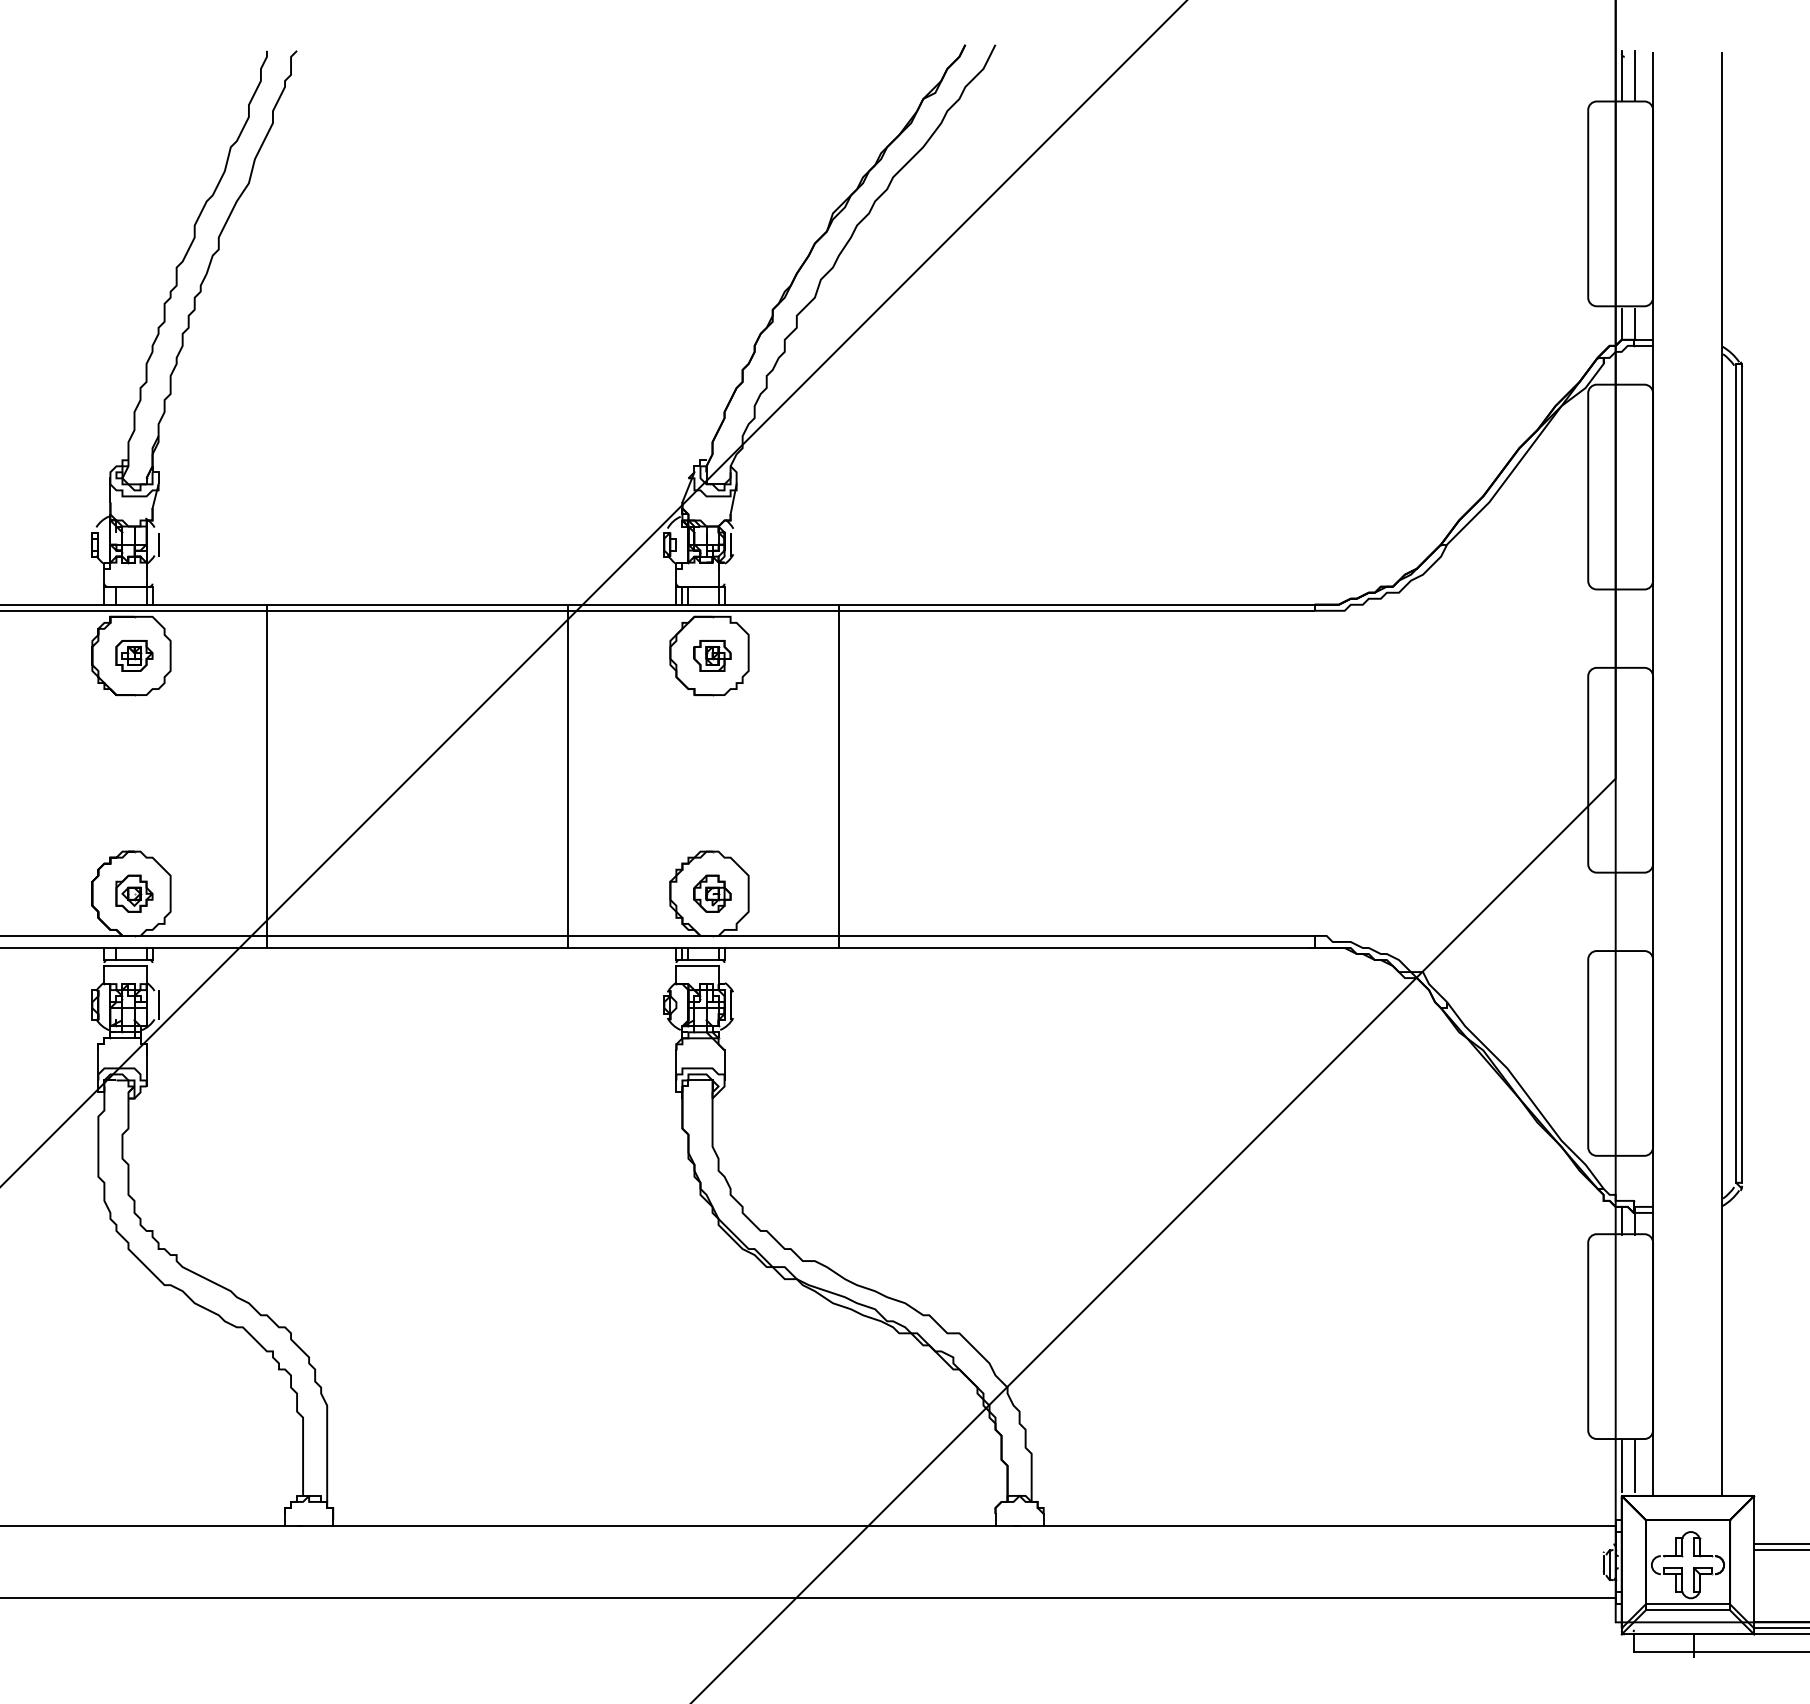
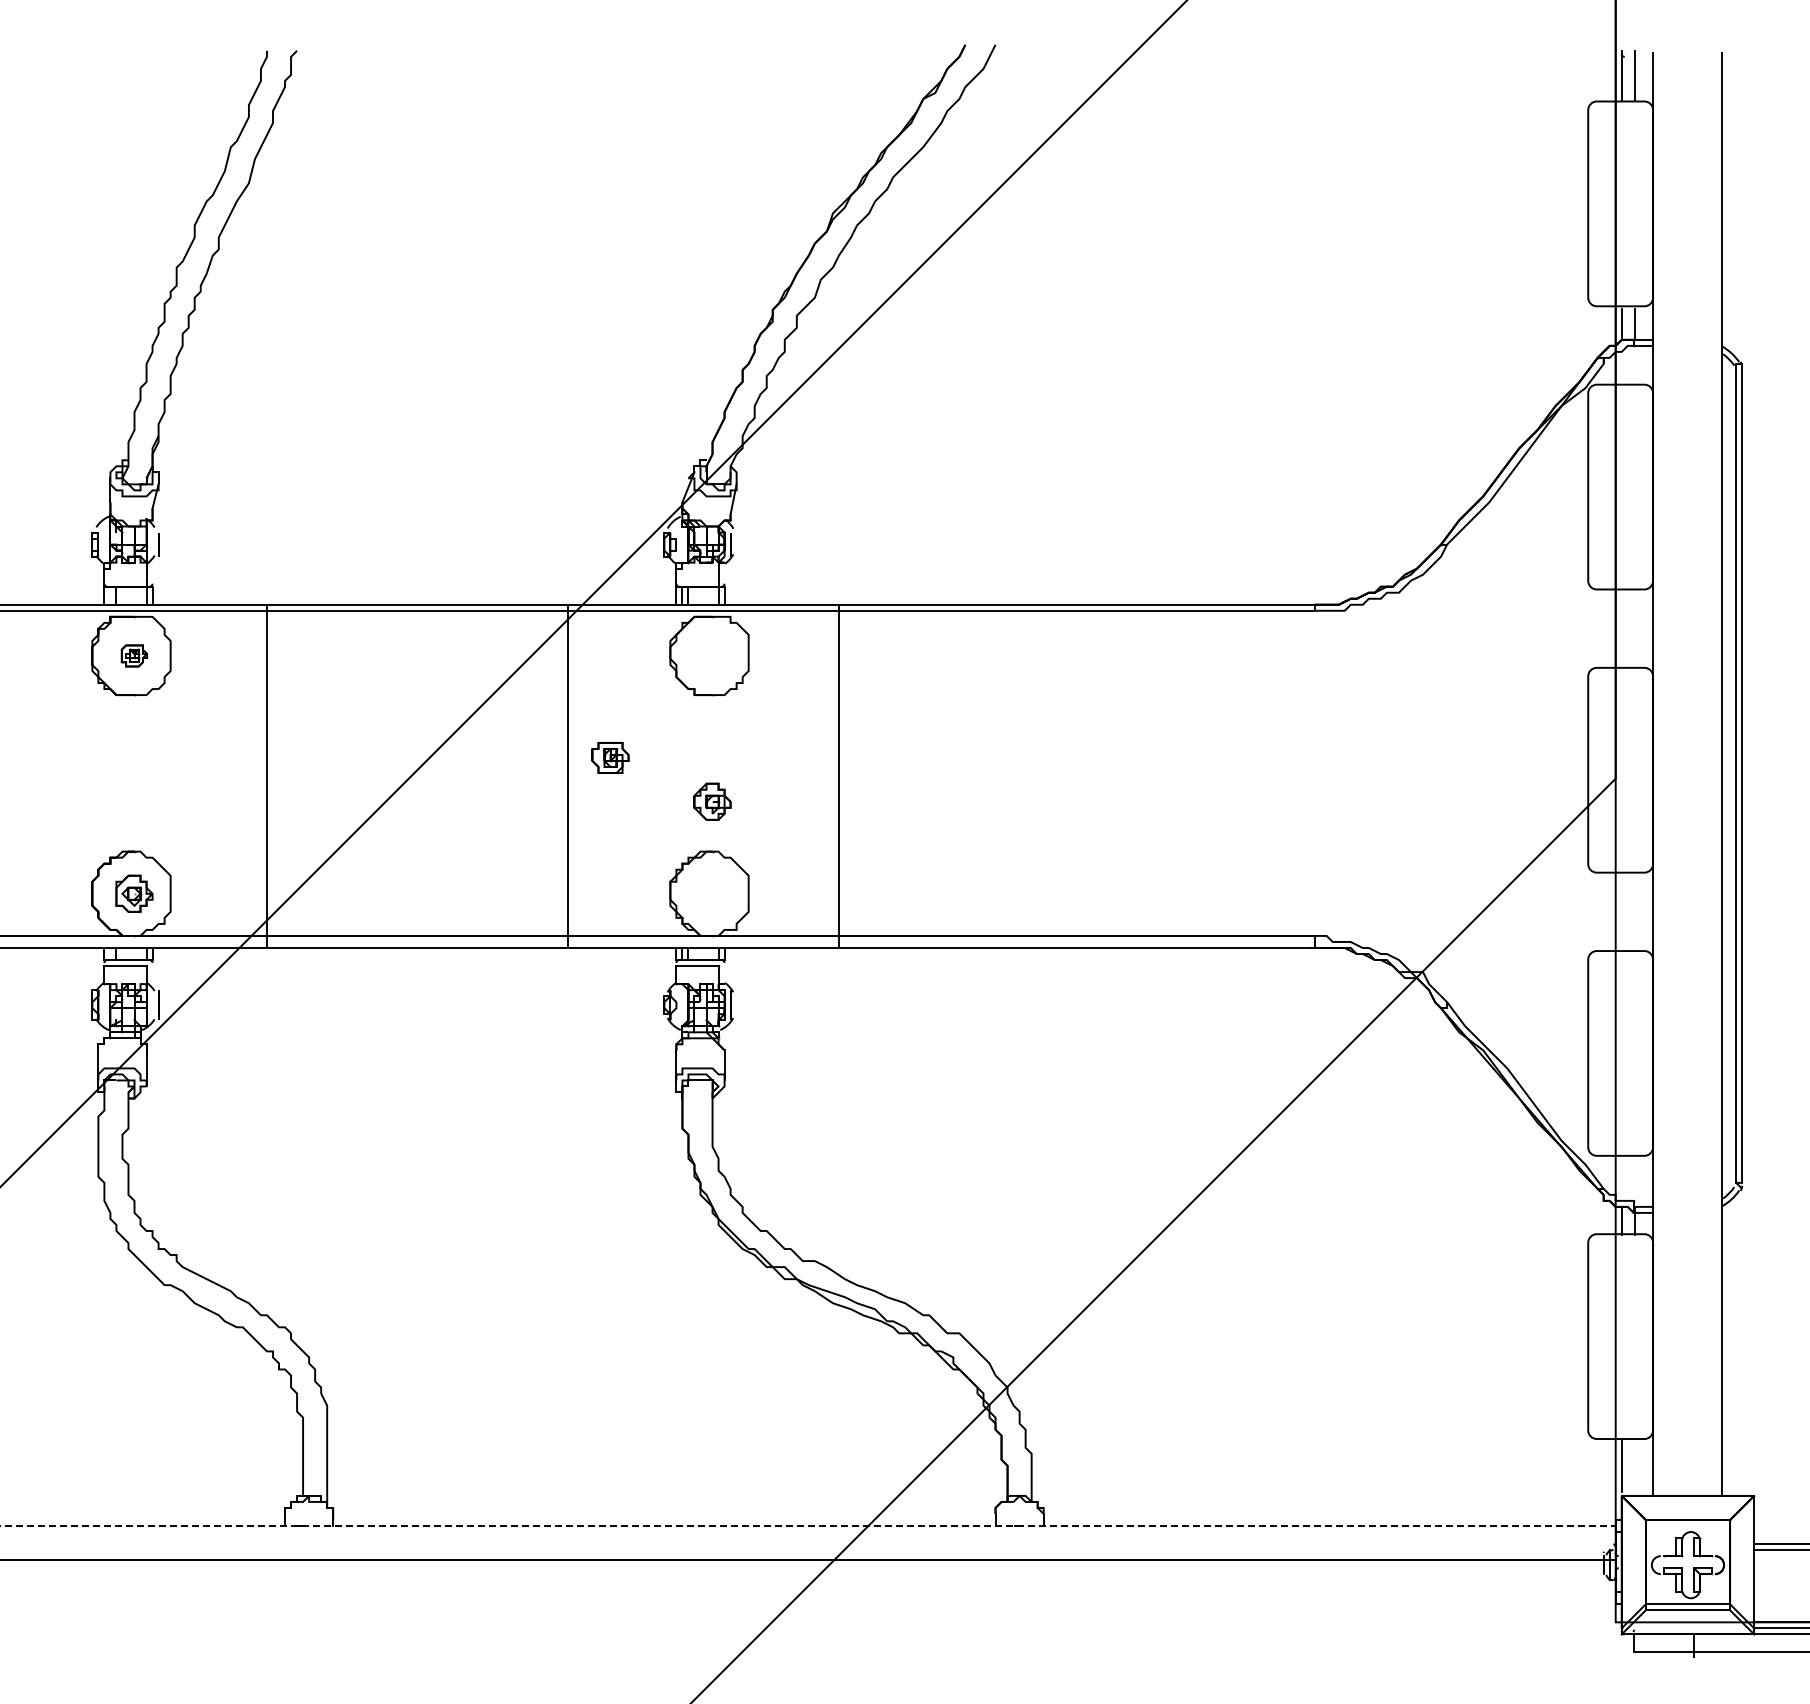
part size: 39x32 px -> 28x24 px (133, 655)
part position: (712, 655) -> (610, 757) (610, 757)
part position: (712, 893) -> (712, 801) (712, 801)
line: present -> none (1634, 1466)
line: solid -> dashed (808, 1526)
line position: (808, 1598) -> (808, 1560) (808, 1560)
